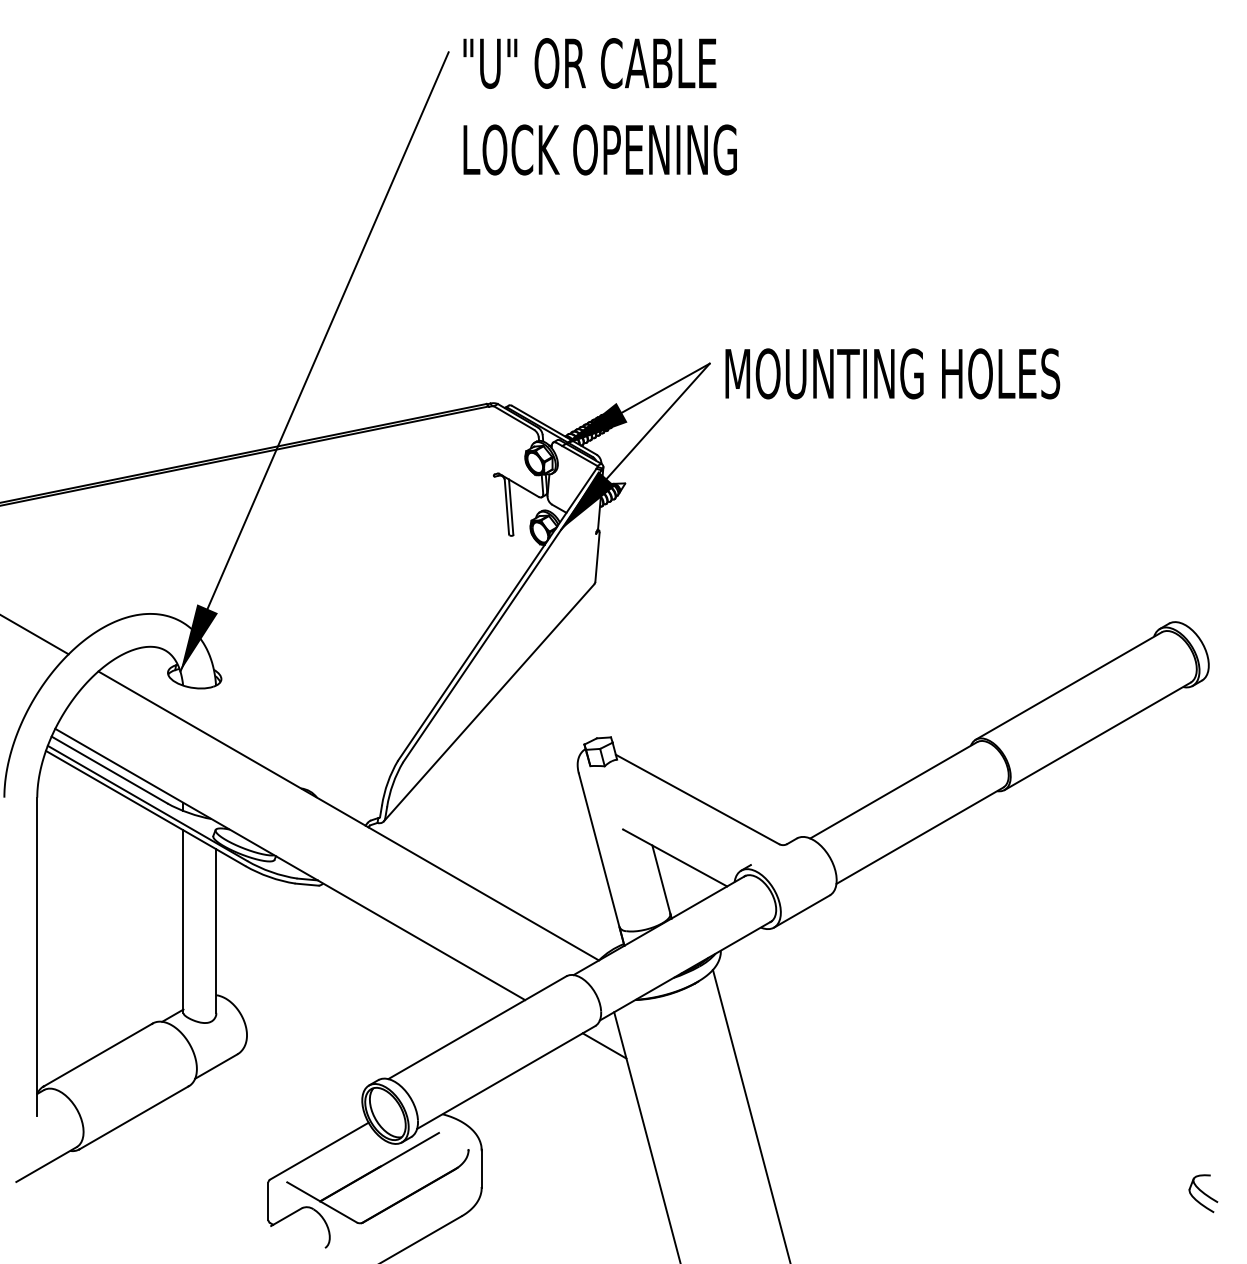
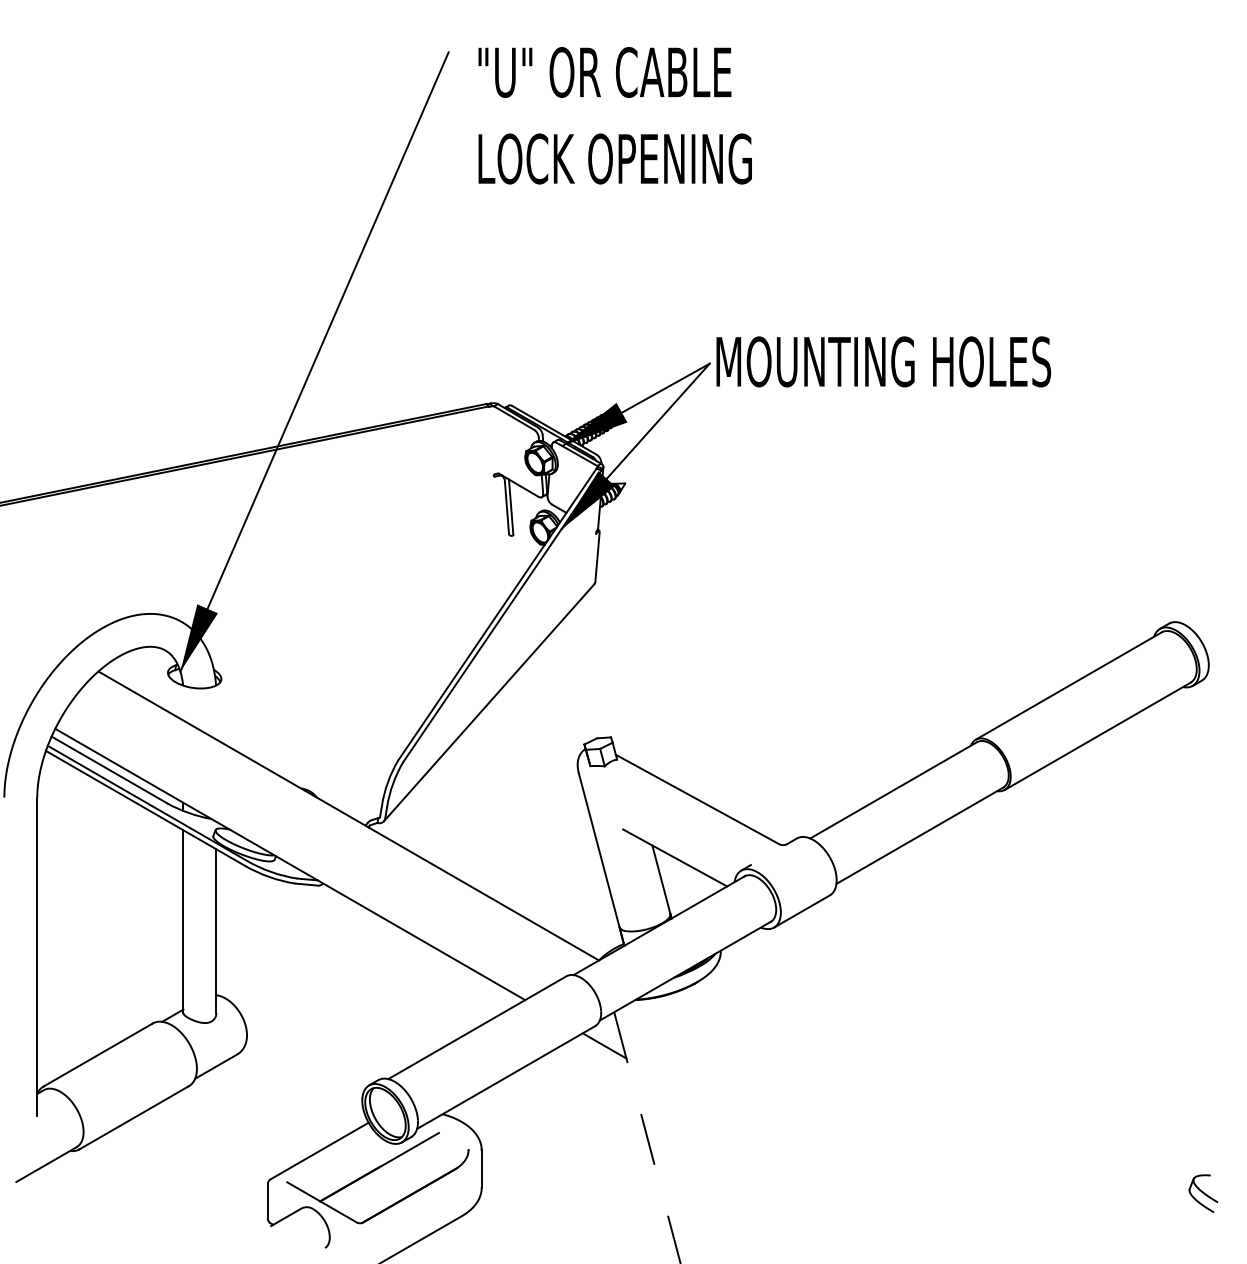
text position: (599, 106) -> (614, 115) (614, 115)
text position: (892, 373) -> (883, 361) (883, 361)
line: present -> none (35, 635)
line: present -> none (750, 1114)
line: solid -> dashed (647, 1137)
